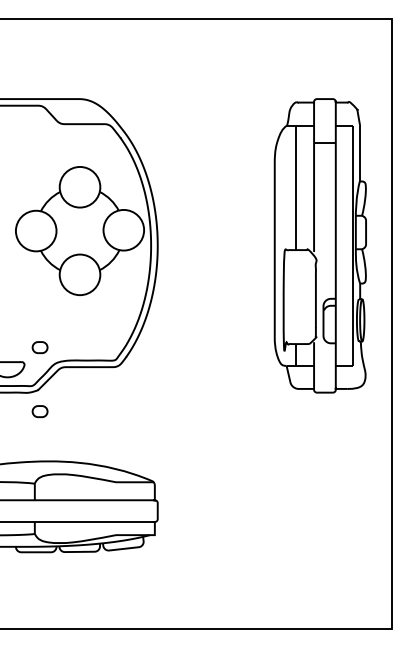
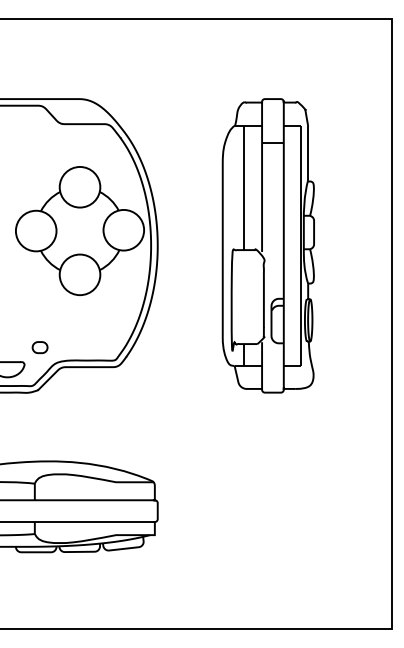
part position: (319, 245) -> (267, 245) (267, 245)
part: present -> none (39, 411)
